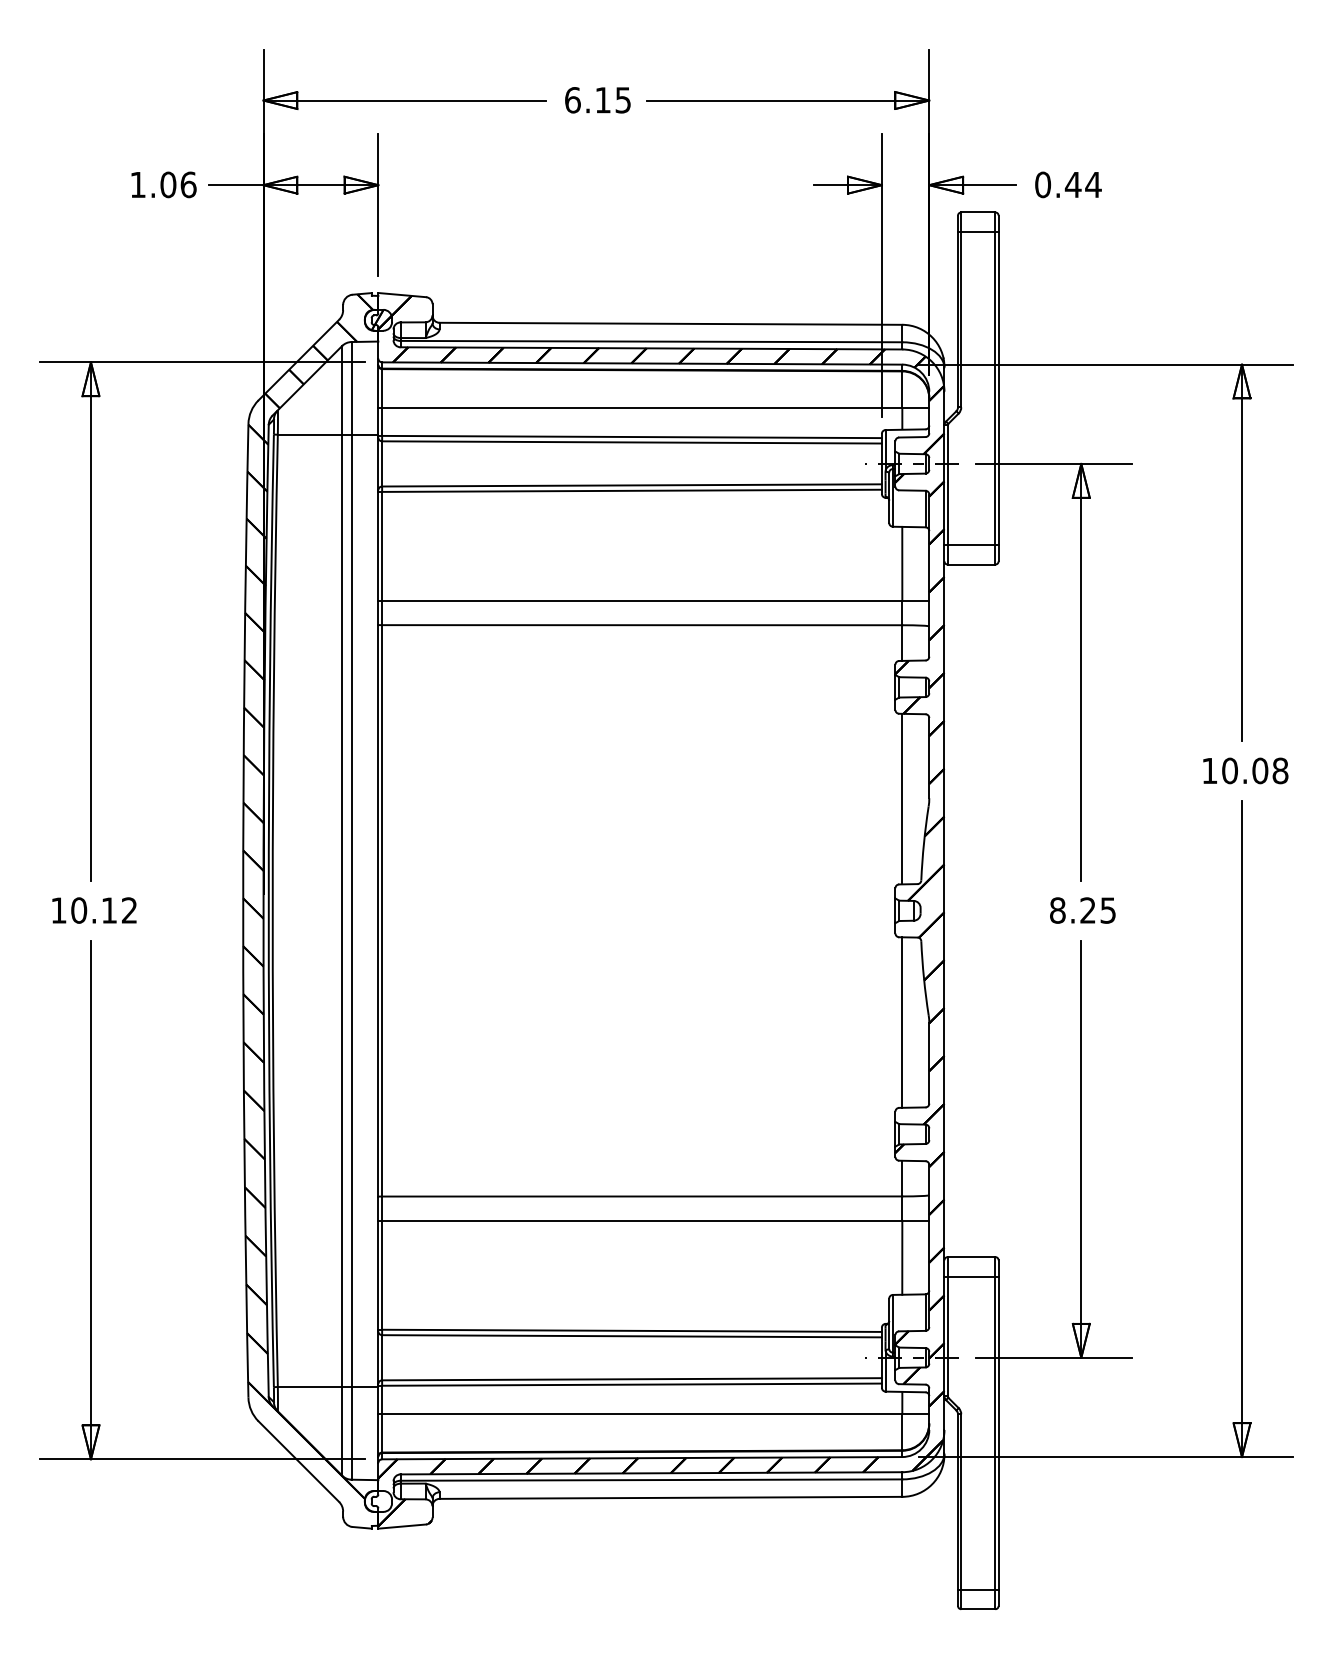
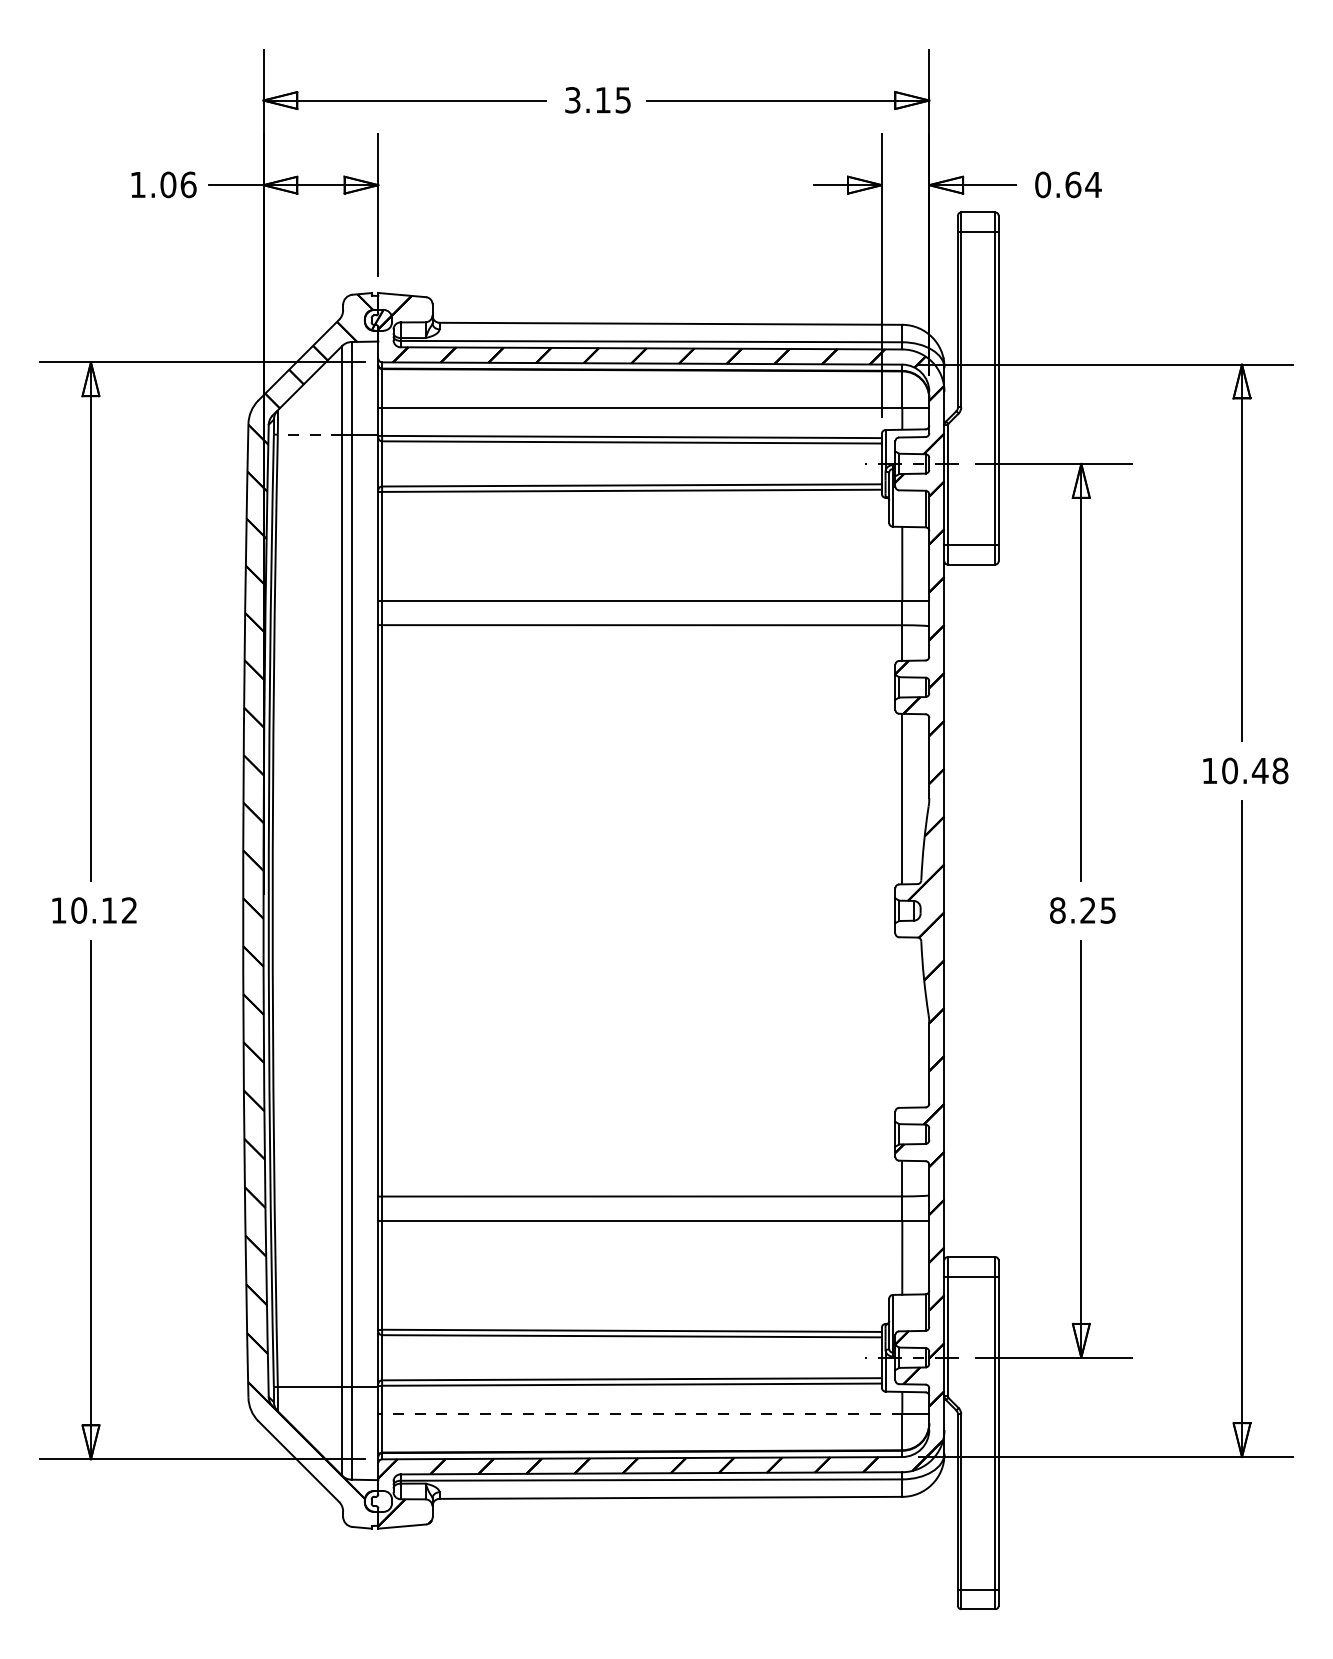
text: 6.15 -> 3.15 (572, 100)
text: 0.44 -> 0.64 (1072, 184)
line: solid -> dashed (309, 434)
text: 10.08 -> 10.48 (1259, 770)
line: present -> none (902, 1022)
line: solid -> dashed (641, 1413)
